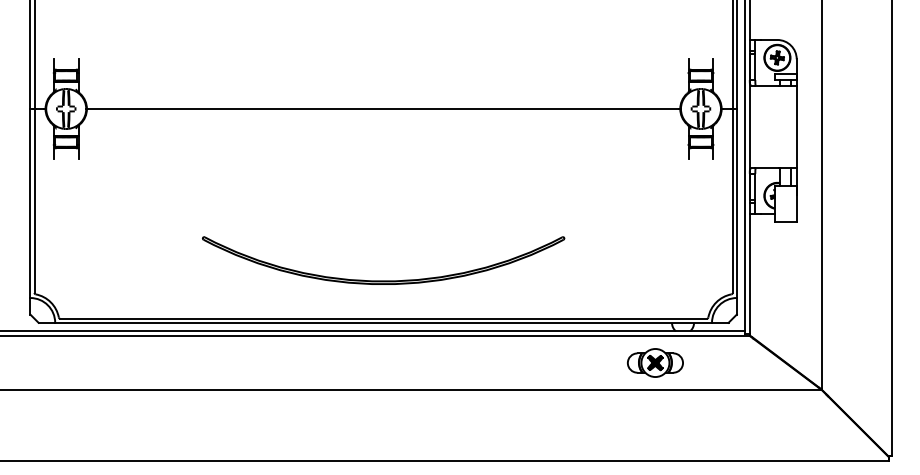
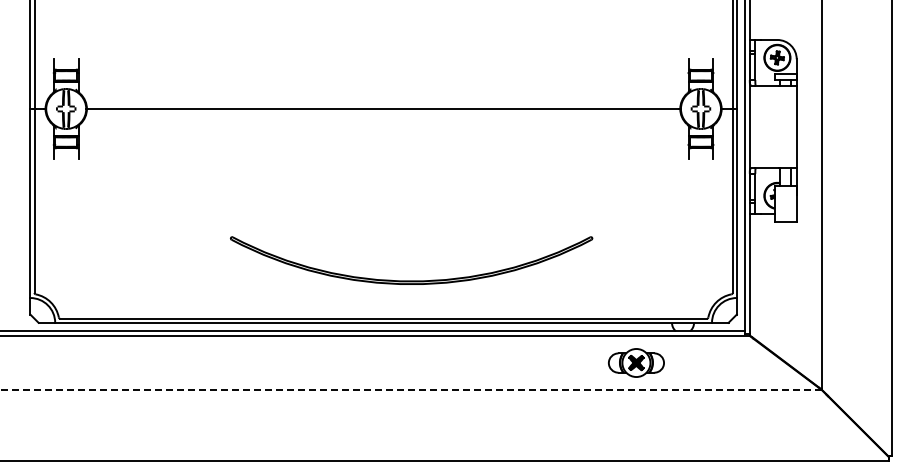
part position: (383, 280) -> (411, 280) (411, 280)
part position: (655, 362) -> (636, 362) (636, 362)
line: solid -> dashed (410, 389)
